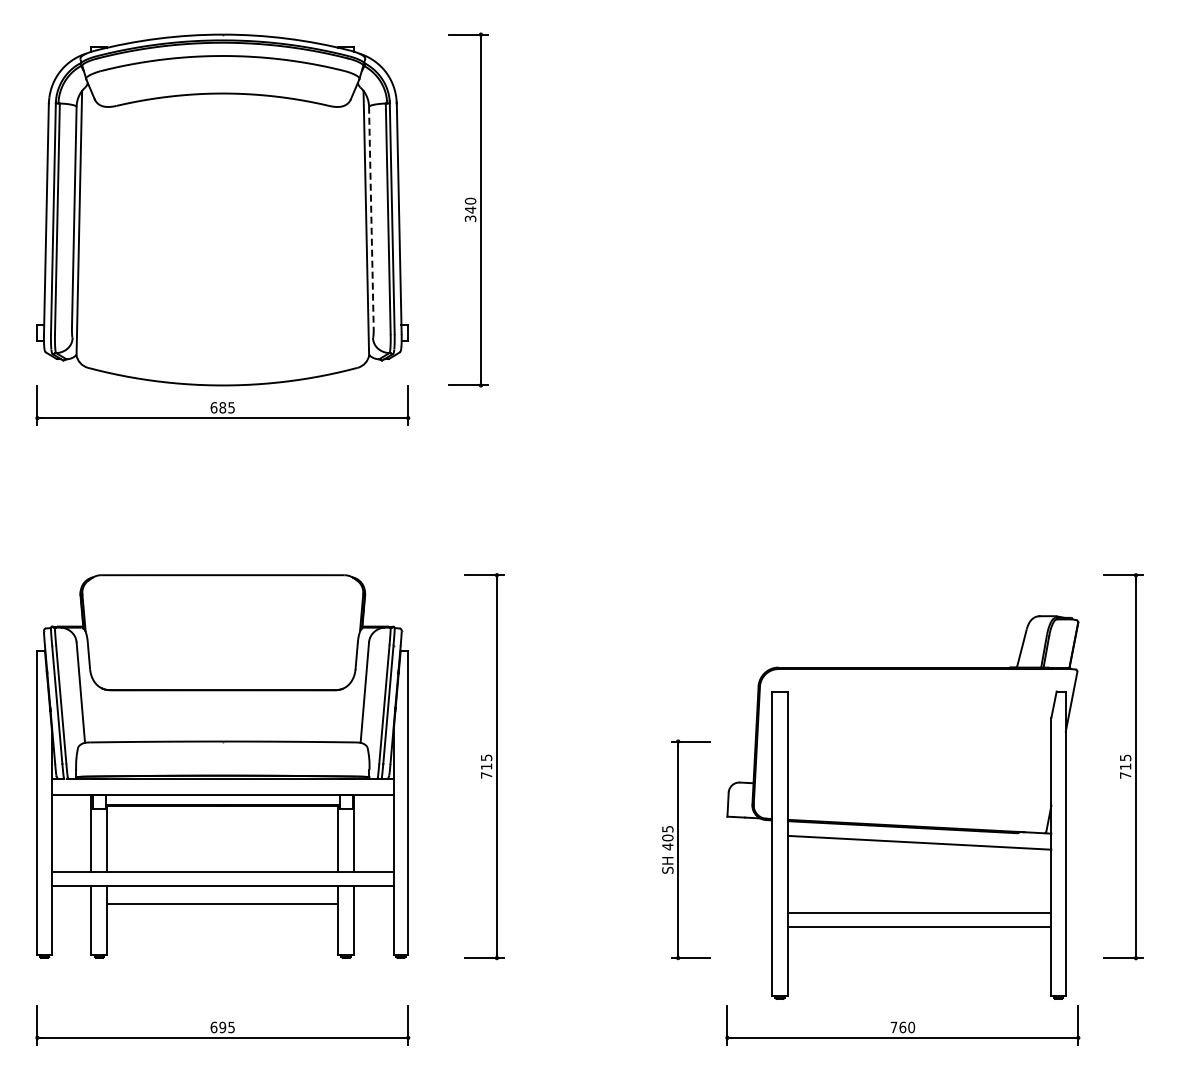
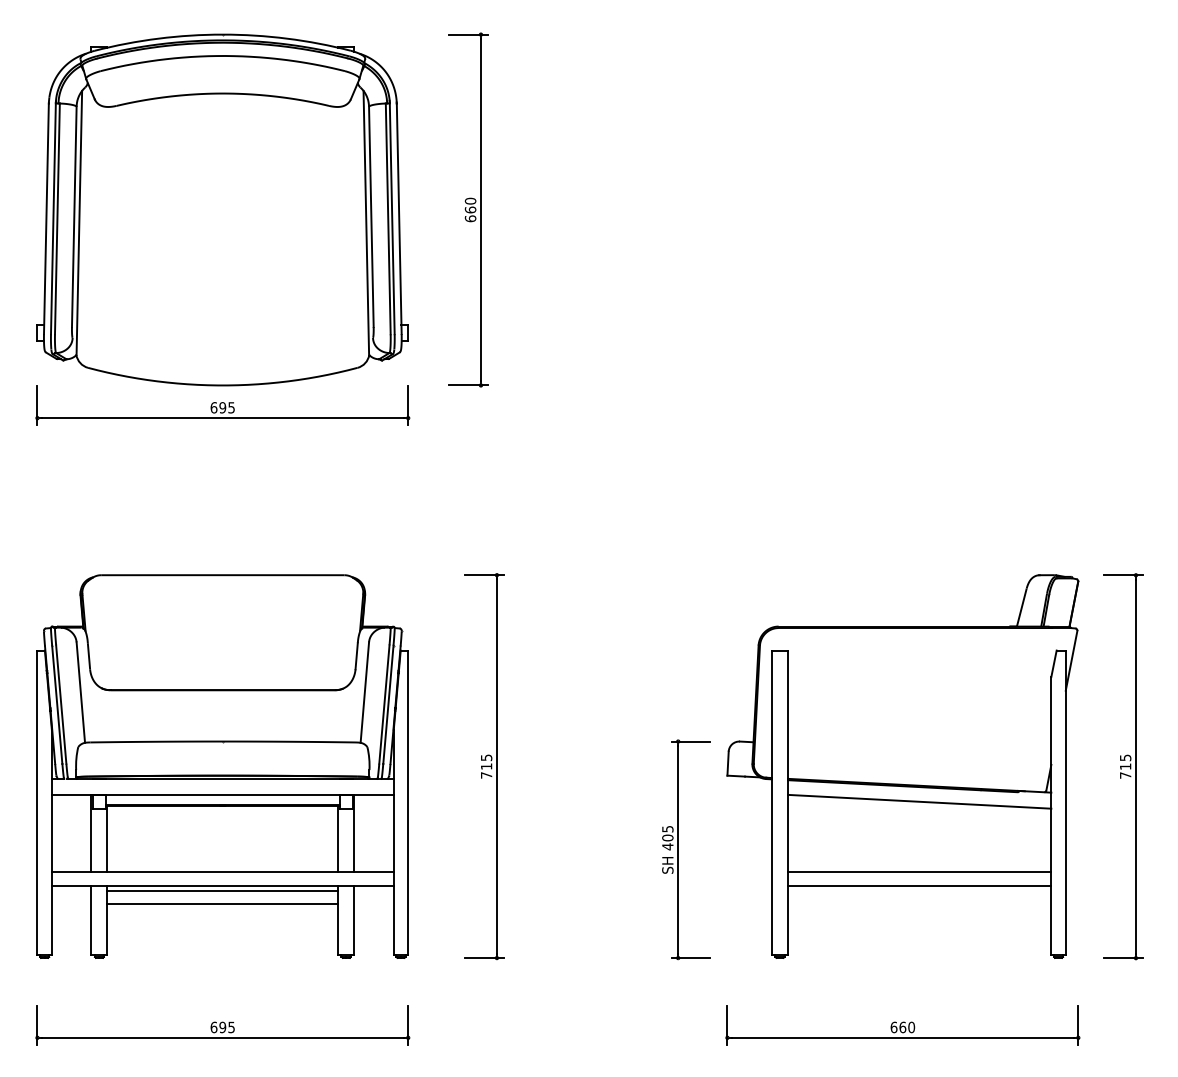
text: 340 -> 660 (470, 214)
line: dashed -> solid (371, 217)
text: 685 -> 695 (222, 407)
part position: (902, 807) -> (902, 766) (902, 766)
line: none -> present (222, 890)
text: 760 -> 660 (893, 1027)
